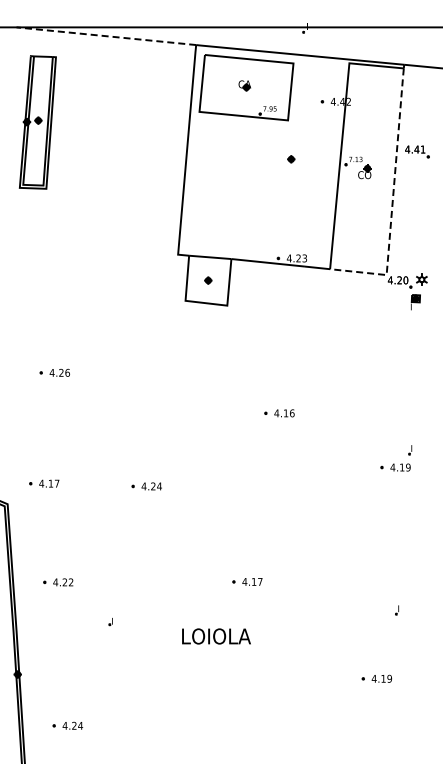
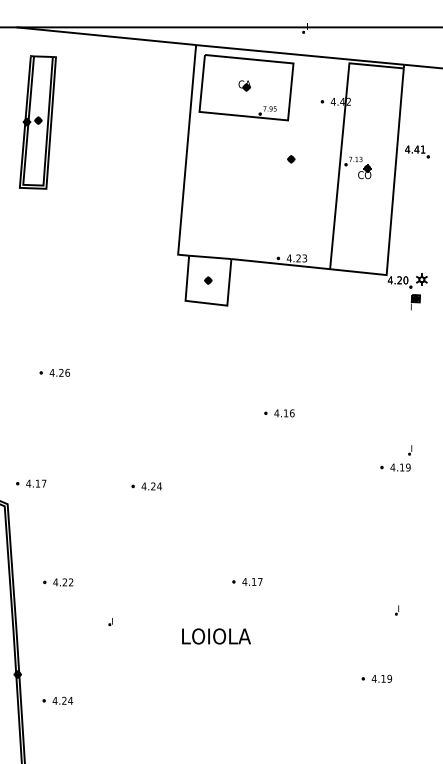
line: dashed -> solid (105, 36)
line: dashed -> solid (392, 200)
part position: (44, 483) -> (31, 483) (31, 483)
part position: (67, 725) -> (57, 700) (57, 700)
